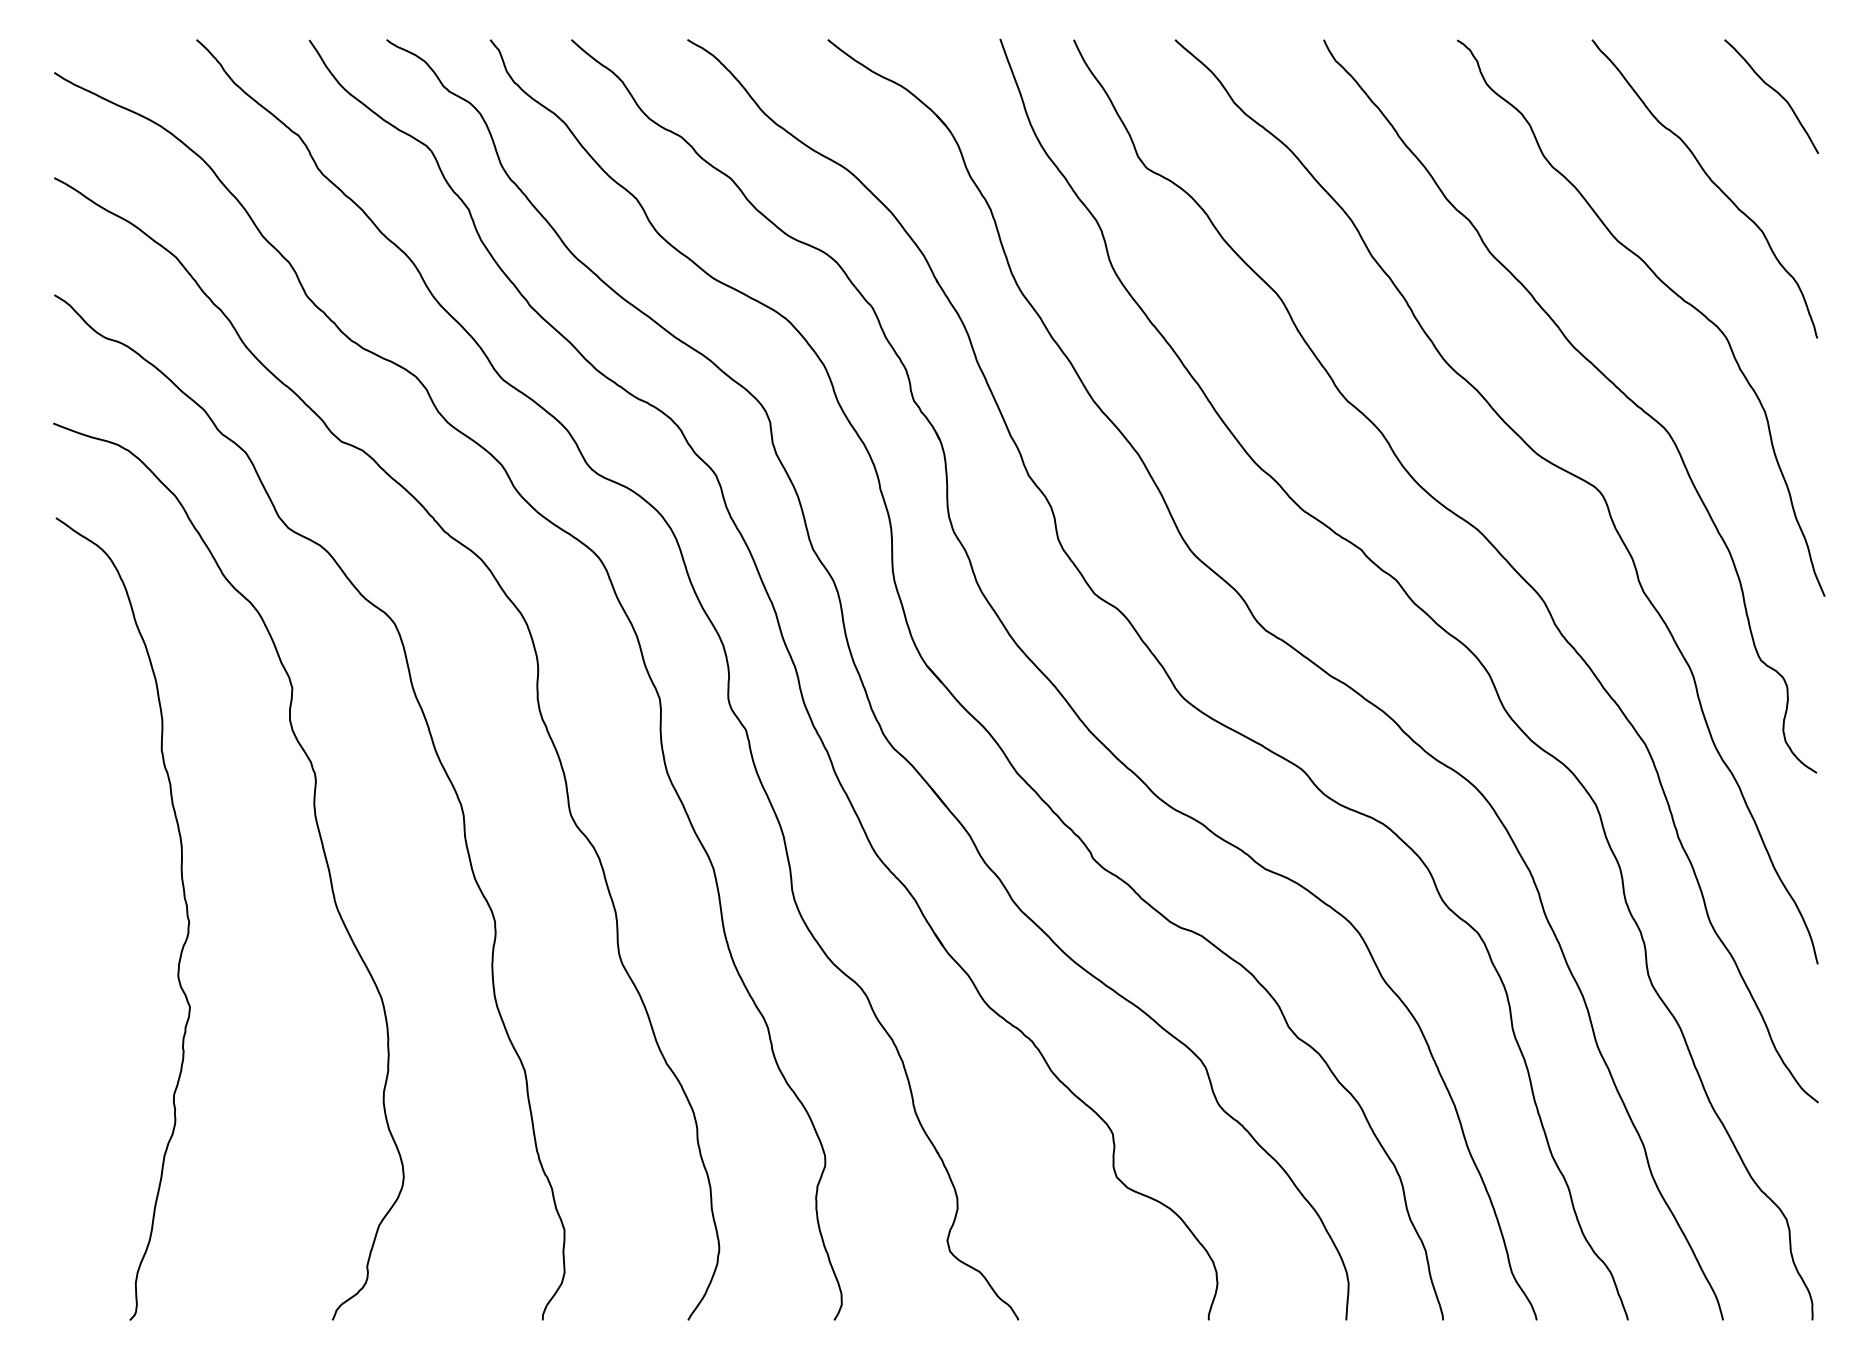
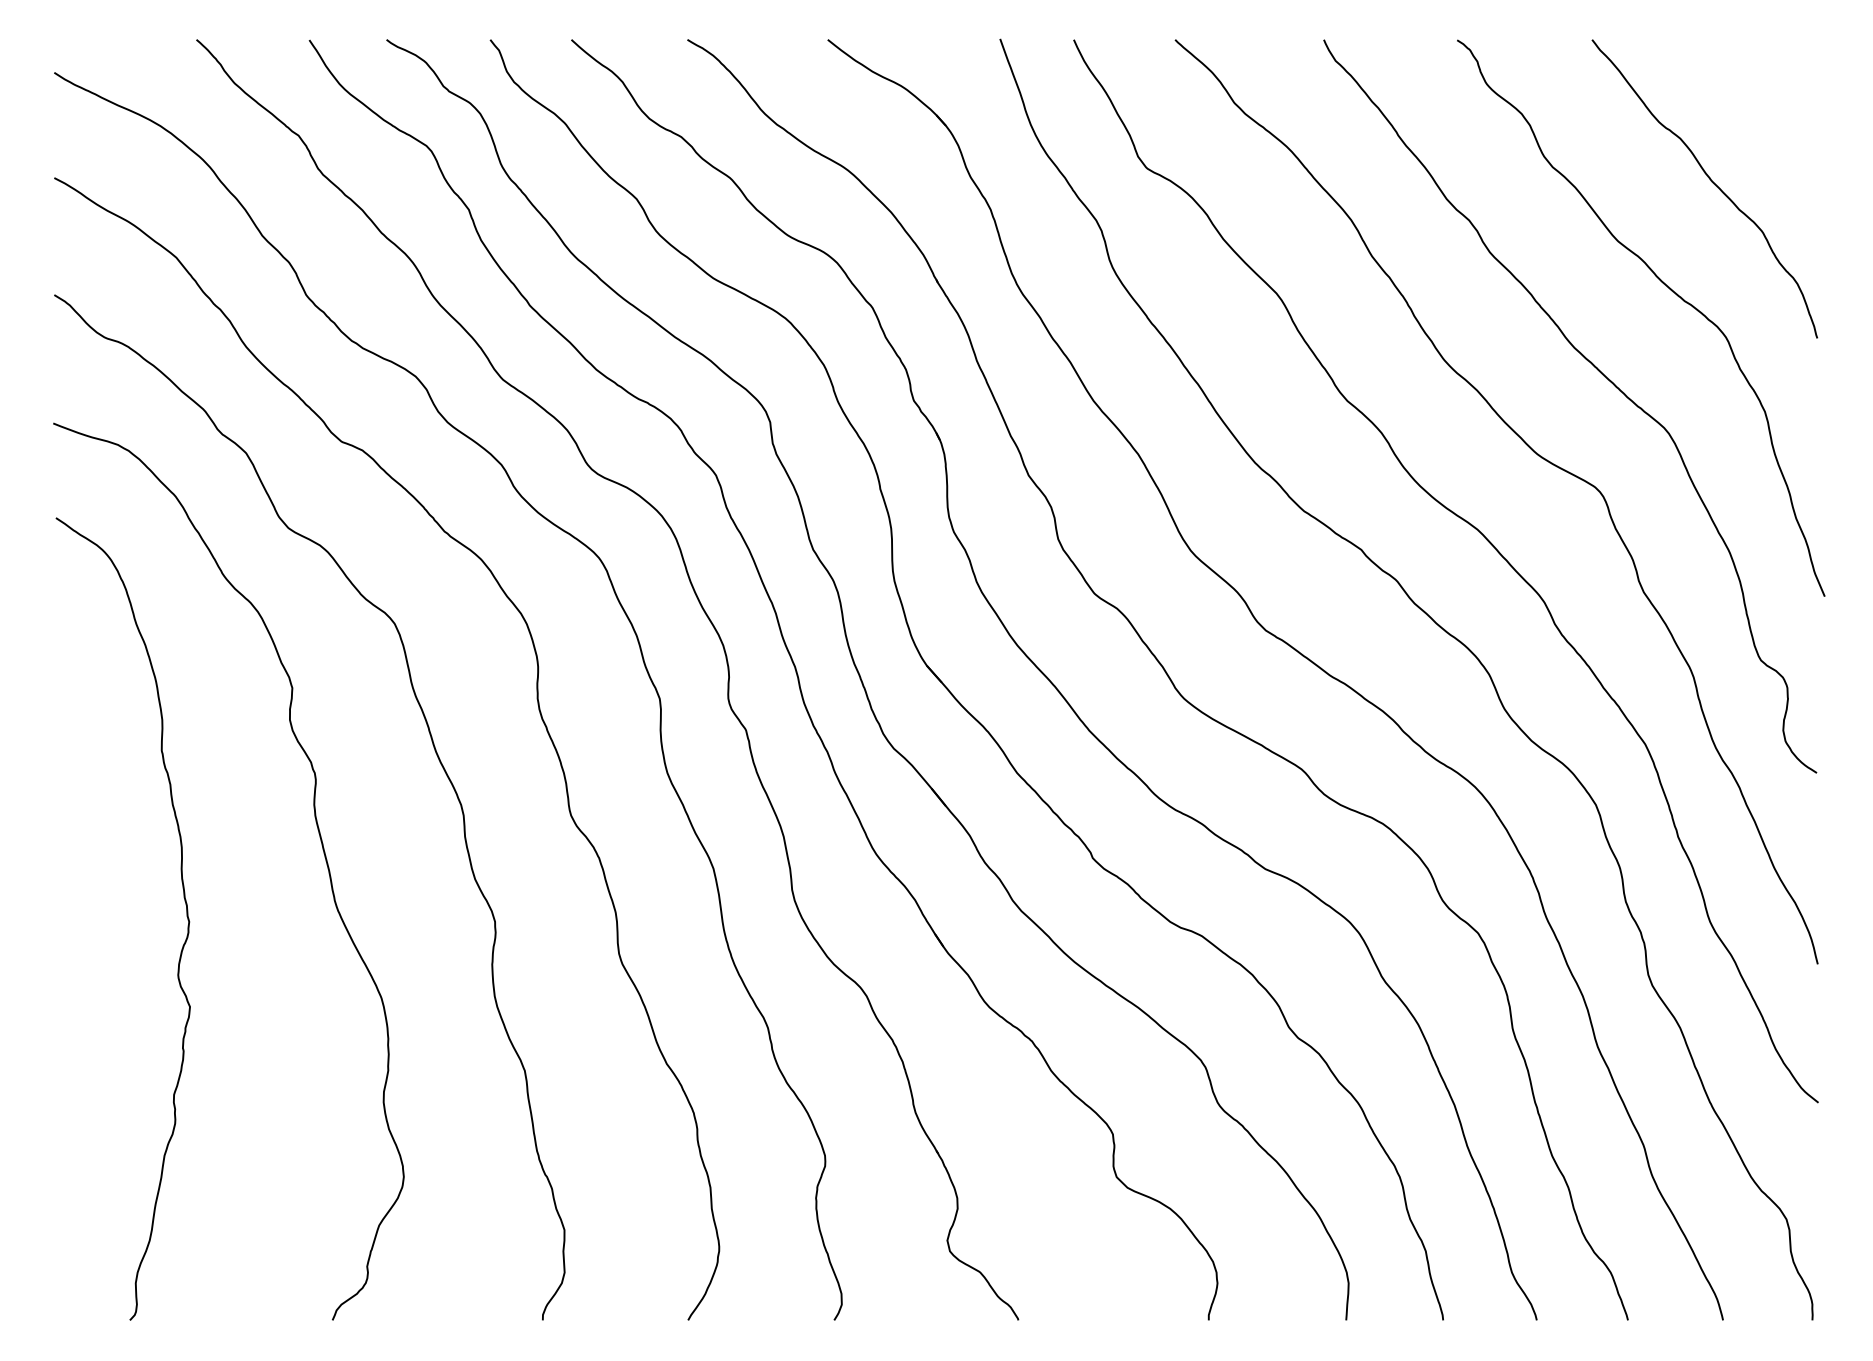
curve: present -> none (1774, 91)
